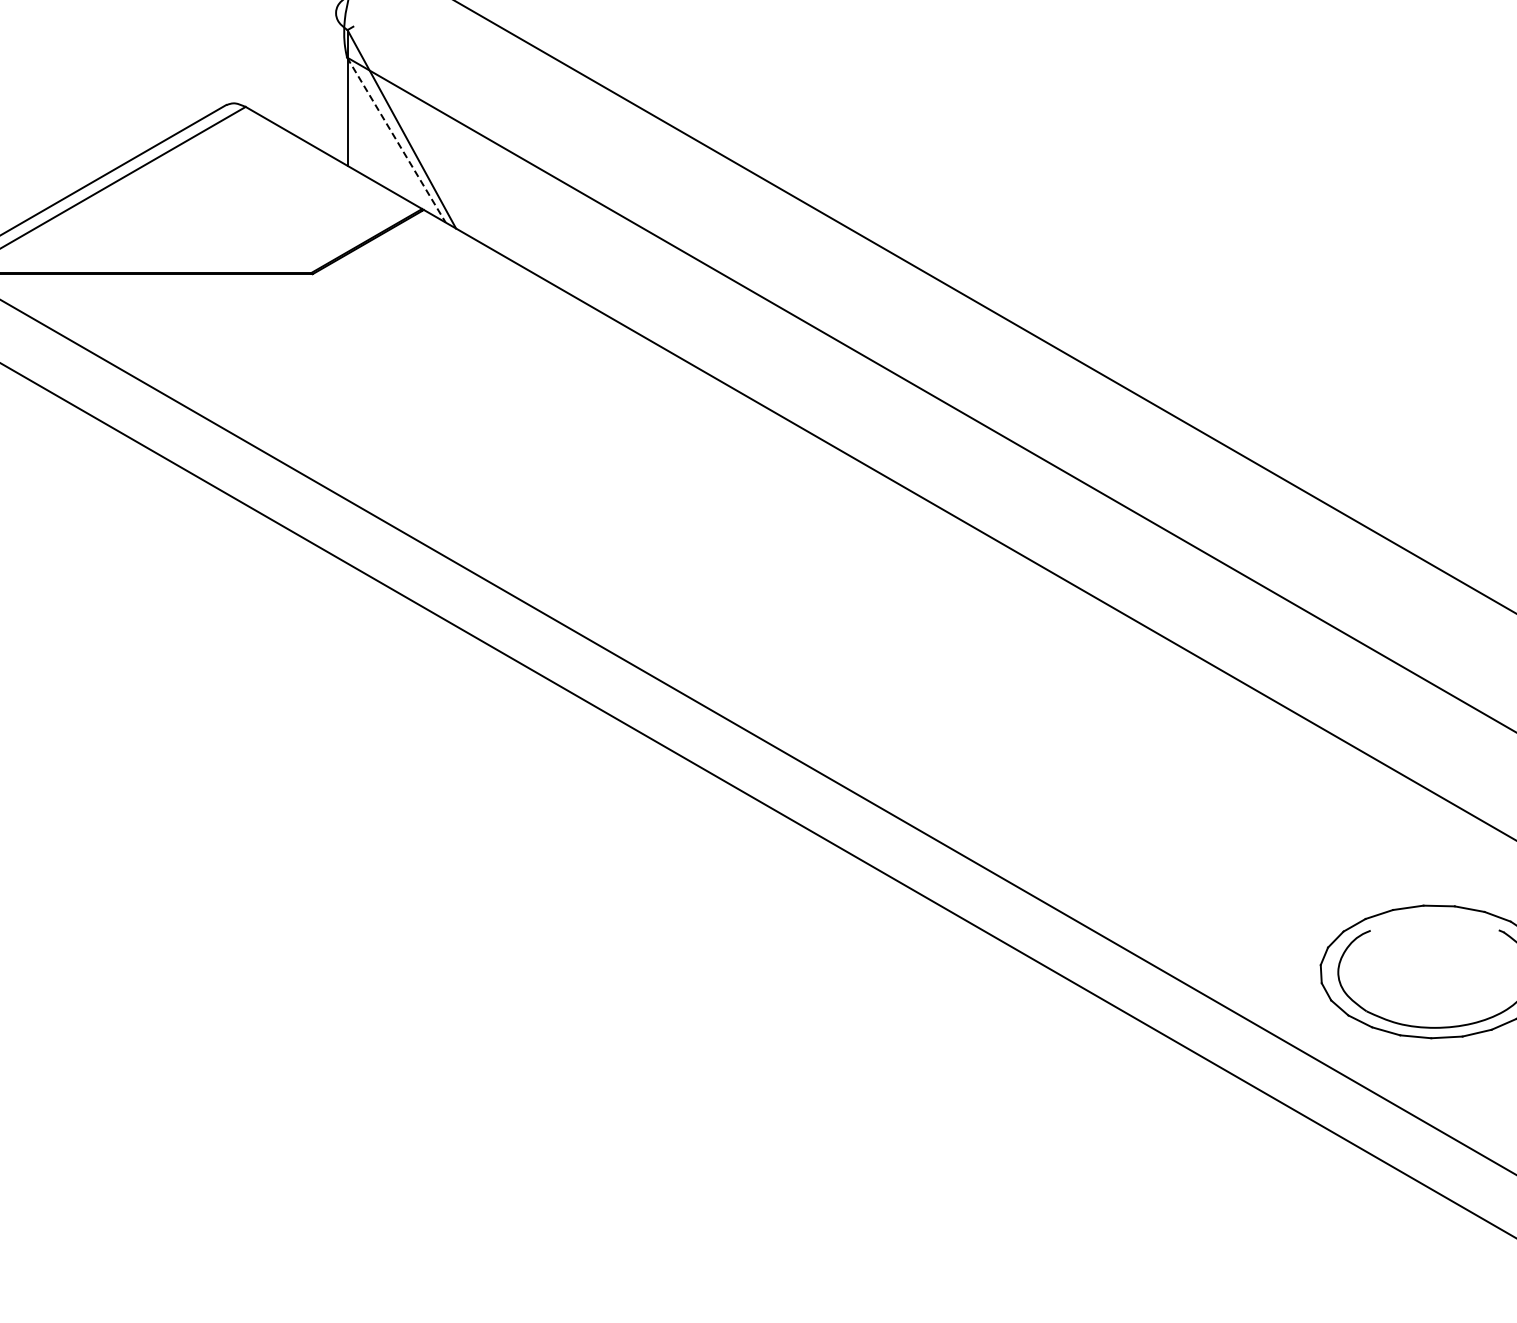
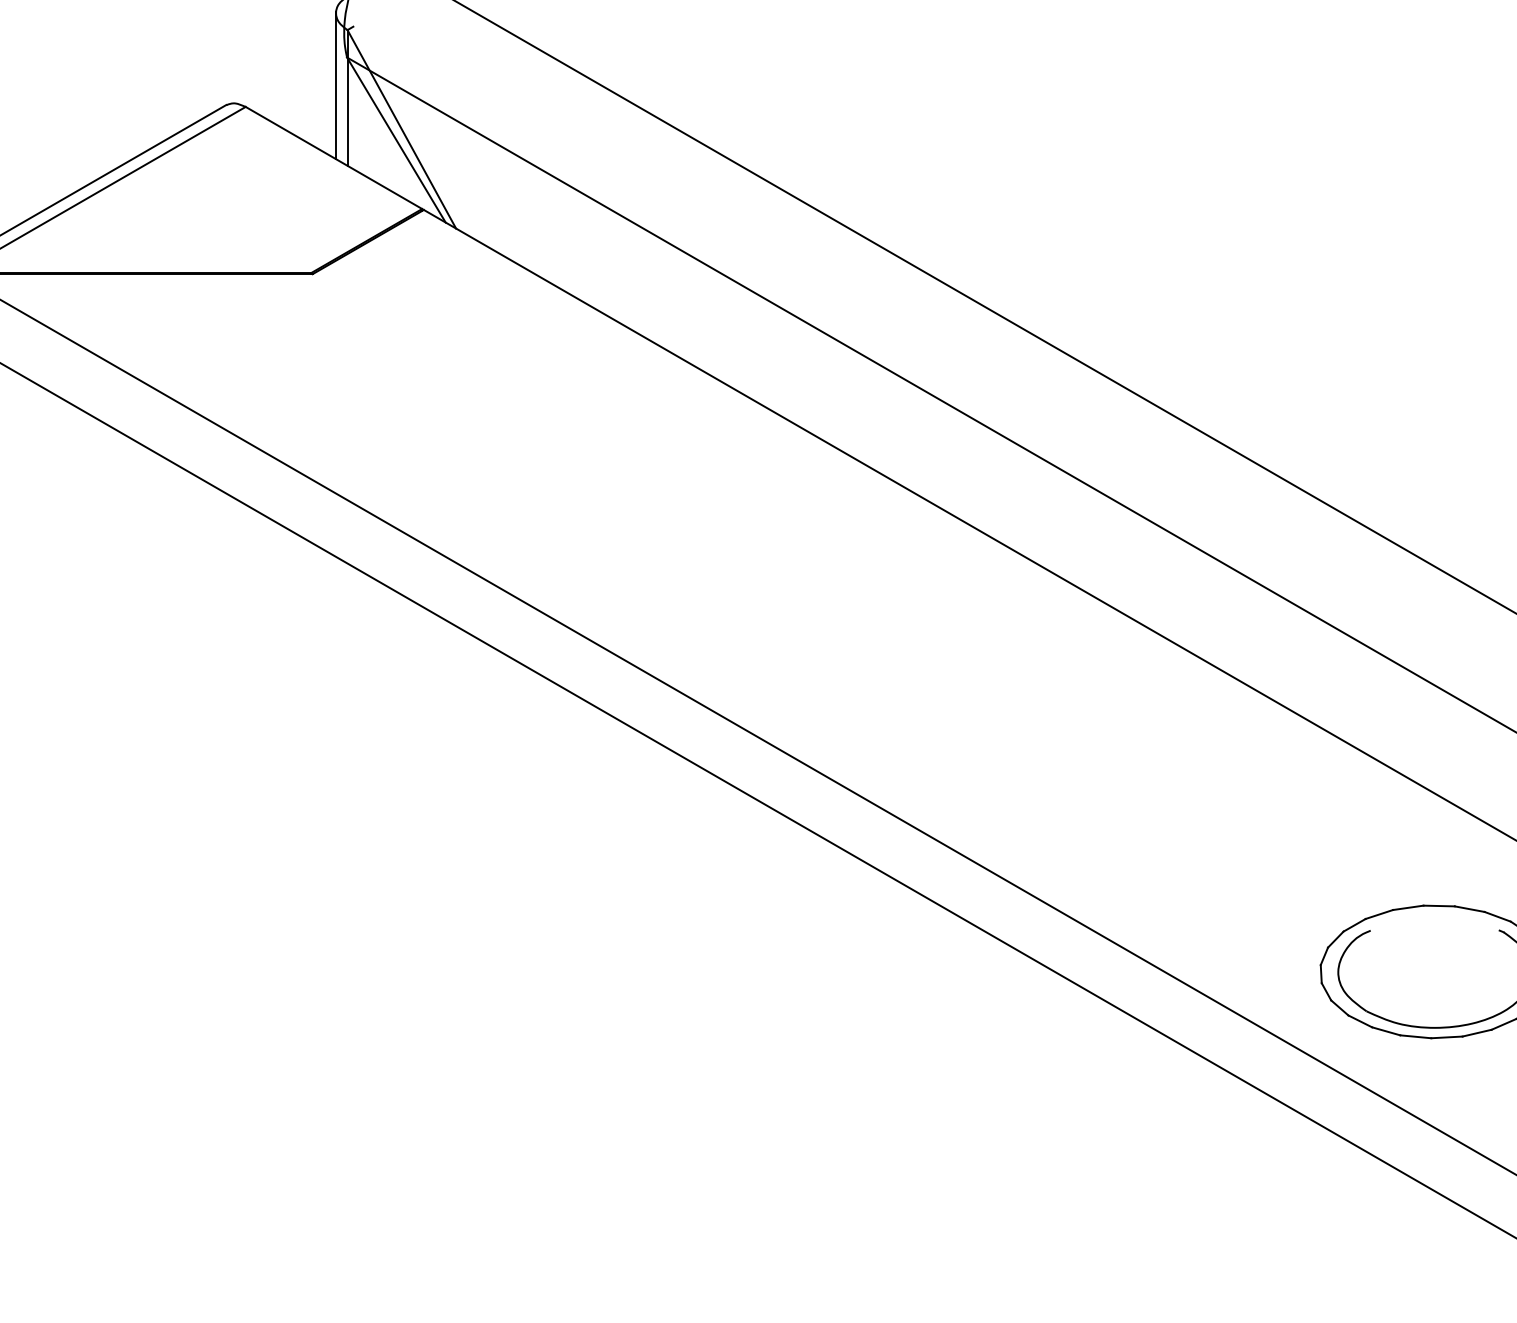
line: none -> present (336, 85)
line: dashed -> solid (396, 140)
